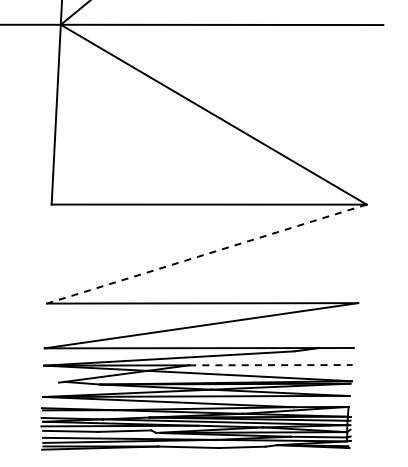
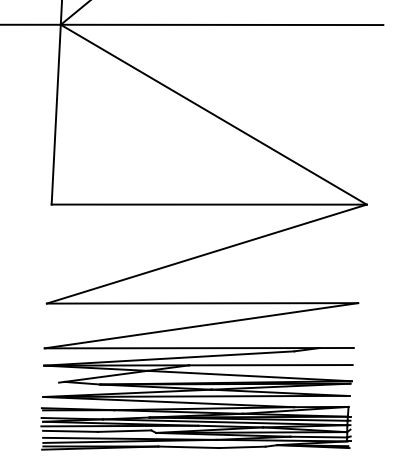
line: dashed -> solid (206, 254)
line: dashed -> solid (270, 365)
